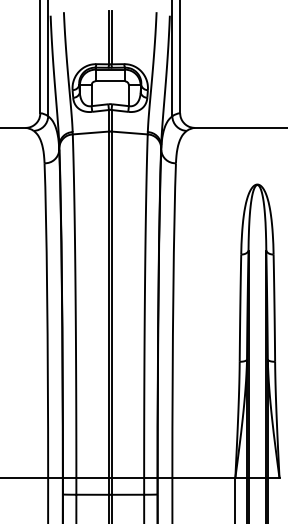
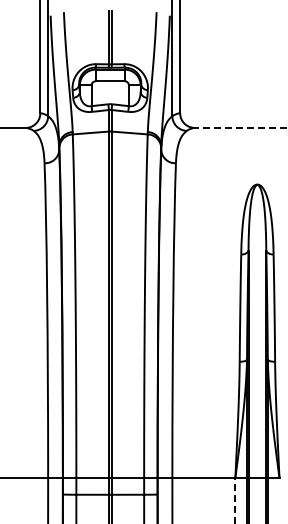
line: solid -> dashed (240, 127)
line: solid -> dashed (235, 500)
